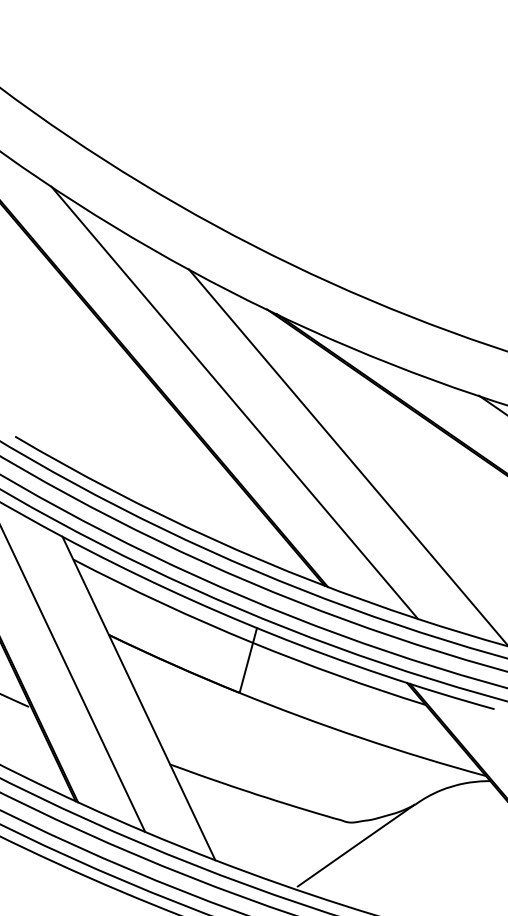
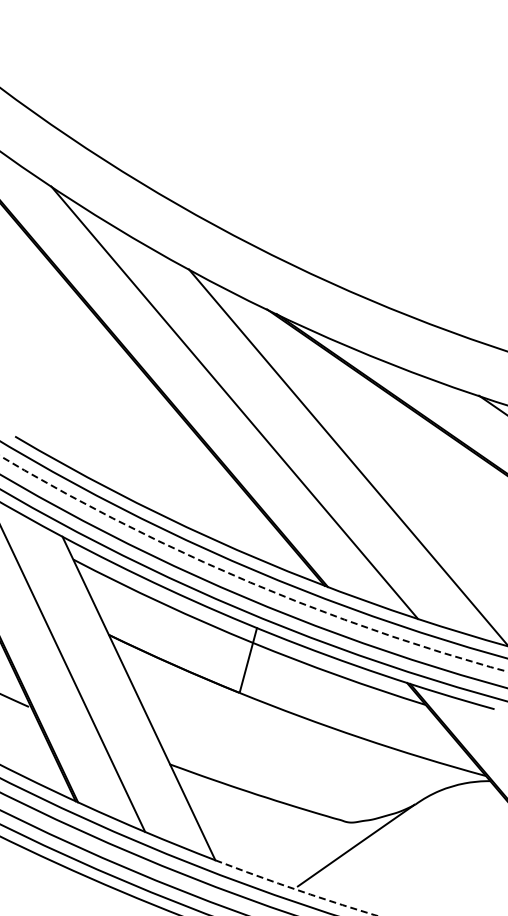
circle: solid -> dashed (253, 563)
arc: solid -> dashed (296, 889)
